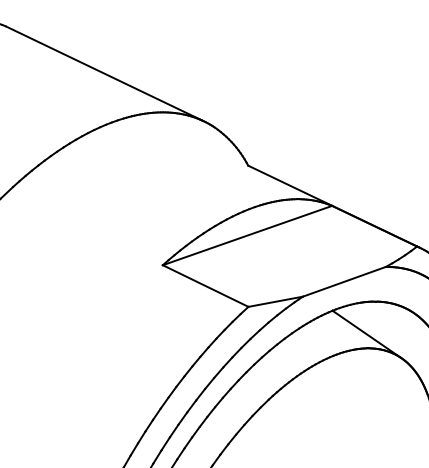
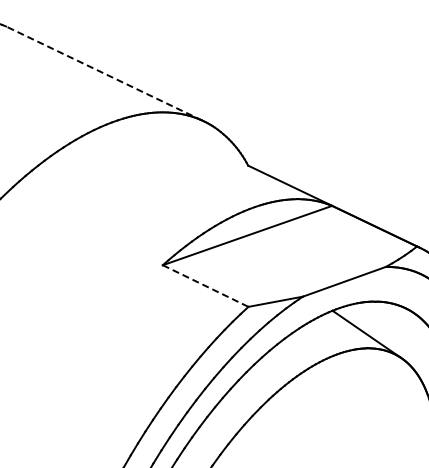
line: solid -> dashed (104, 73)
line: solid -> dashed (205, 286)
